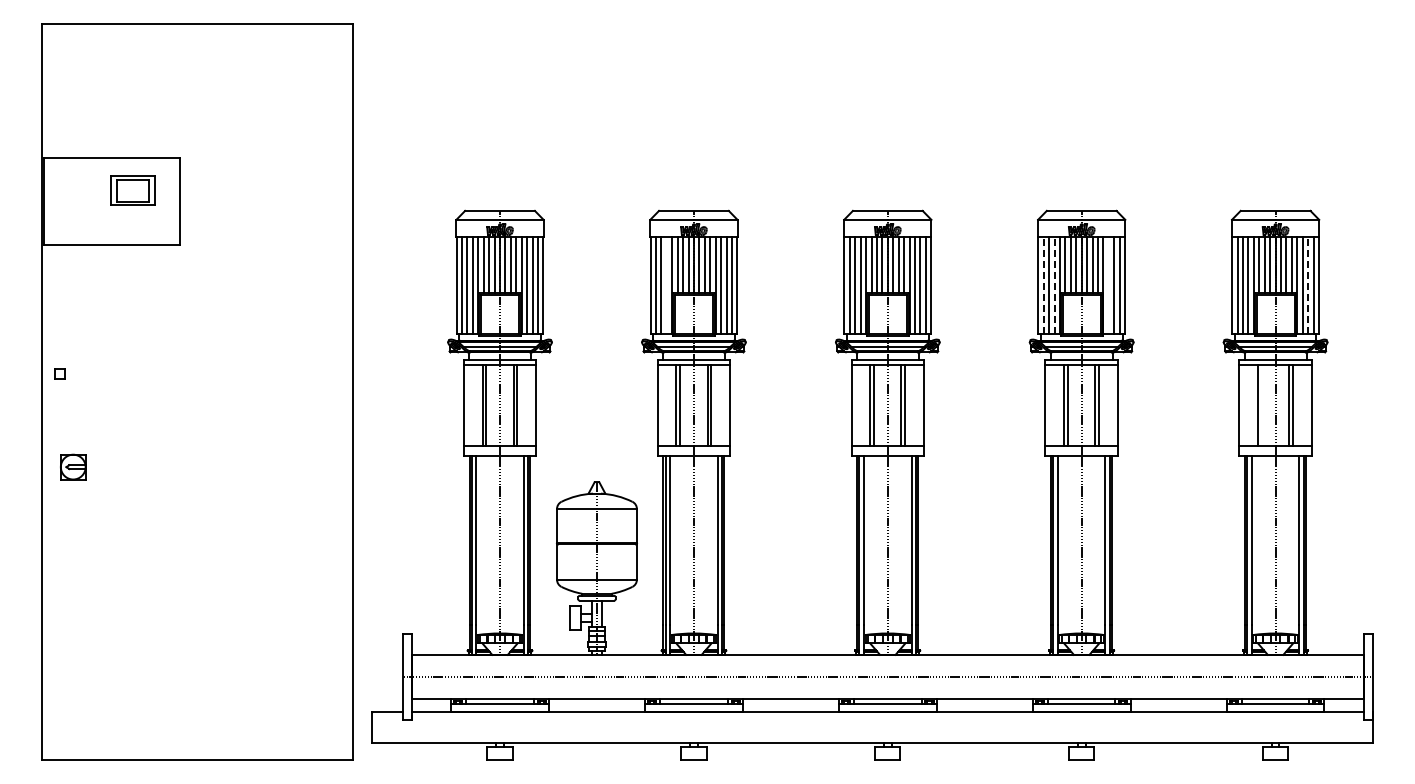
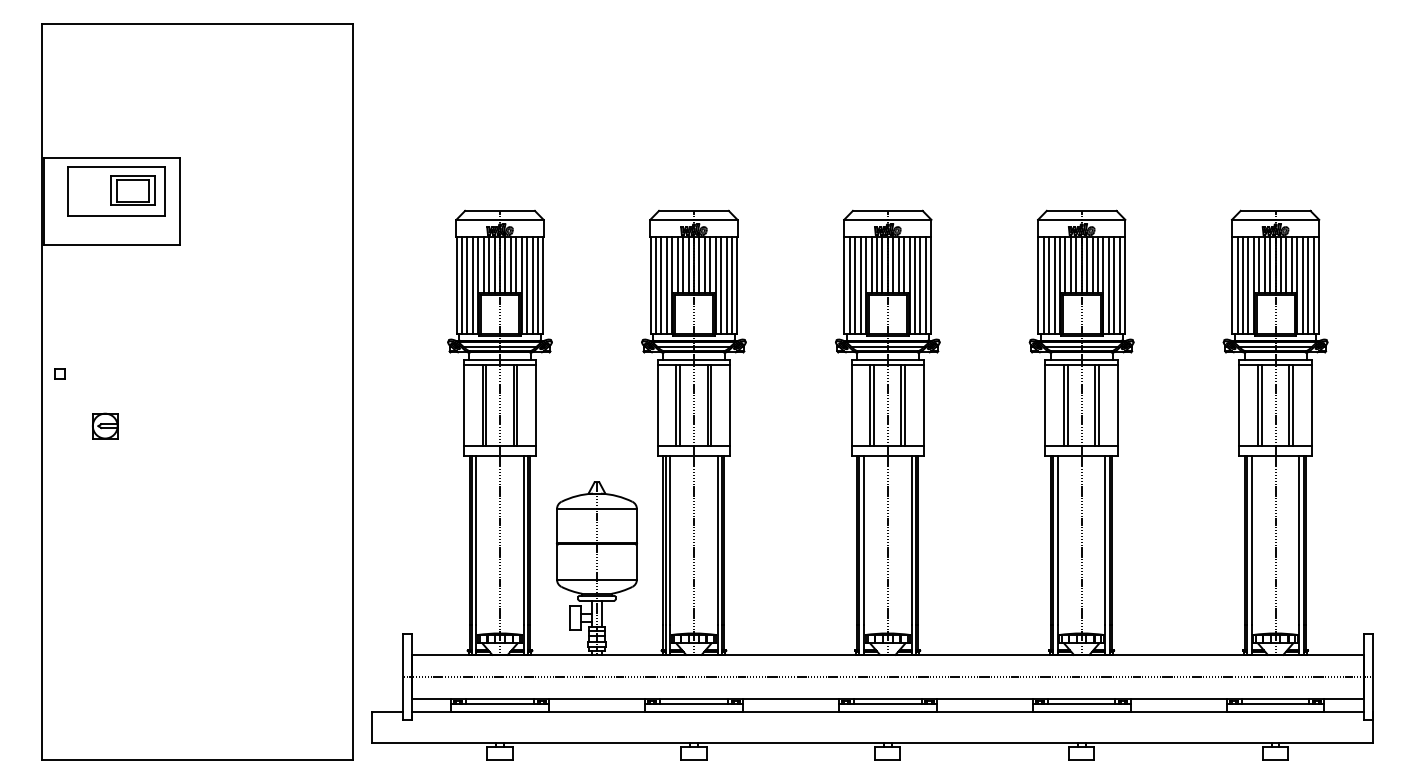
part: none -> present (116, 191)
line: none -> present (666, 285)
line: dashed -> solid (1043, 285)
line: dashed -> solid (1054, 285)
line: none -> present (1108, 285)
line: dashed -> solid (1308, 285)
line: none -> present (1262, 405)
part position: (73, 466) -> (105, 425) (105, 425)
